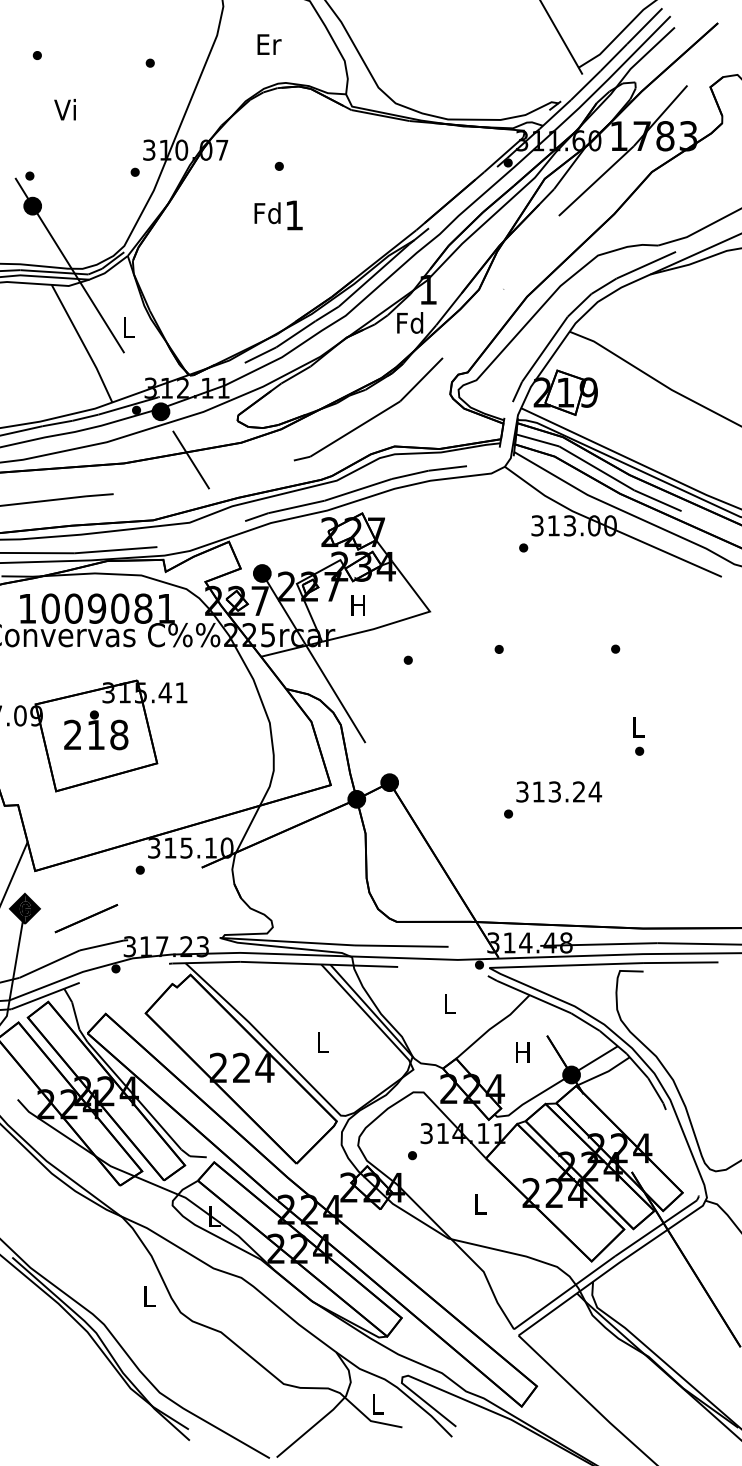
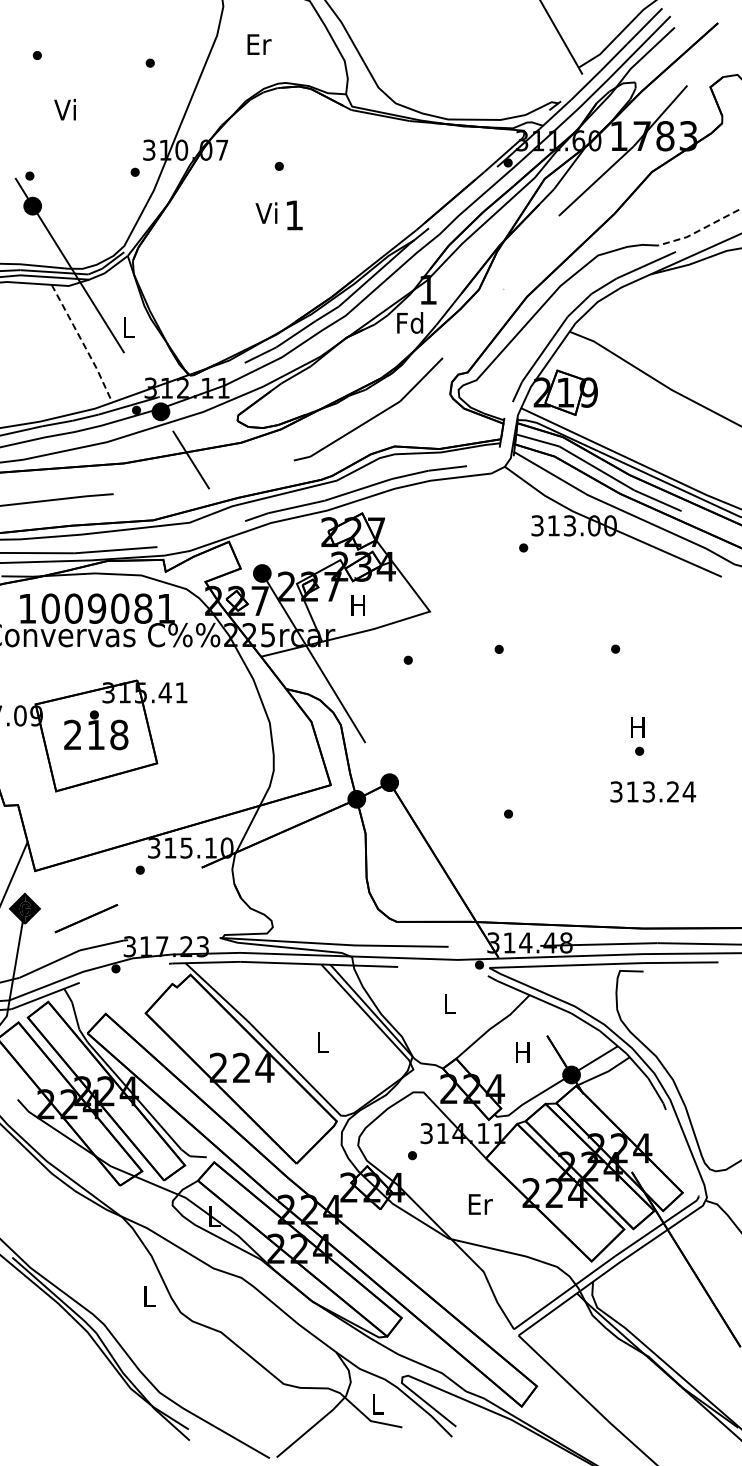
text position: (269, 44) -> (259, 44) (259, 44)
text: Fd -> Vi (267, 213)
line: solid -> dashed (700, 230)
line: solid -> dashed (83, 343)
text: L -> H (637, 727)
text position: (559, 791) -> (653, 791) (653, 791)
text: L -> Er (480, 1204)
